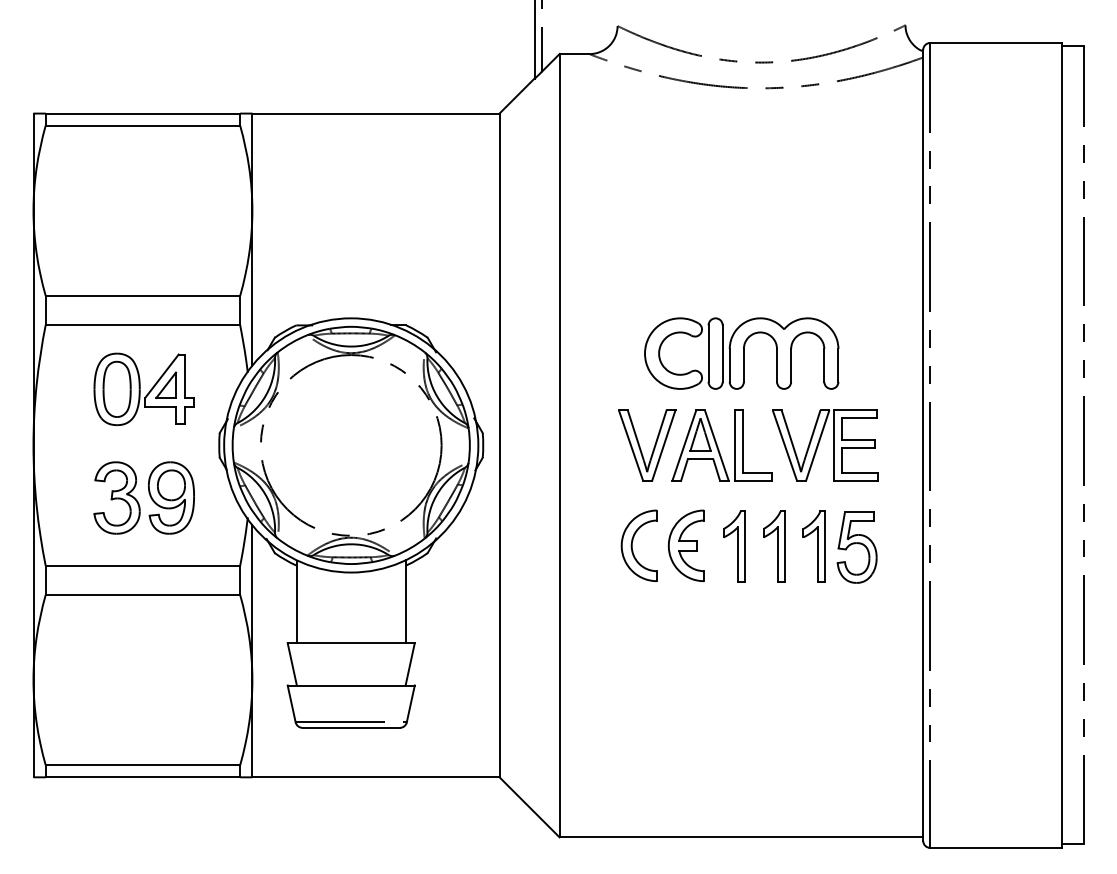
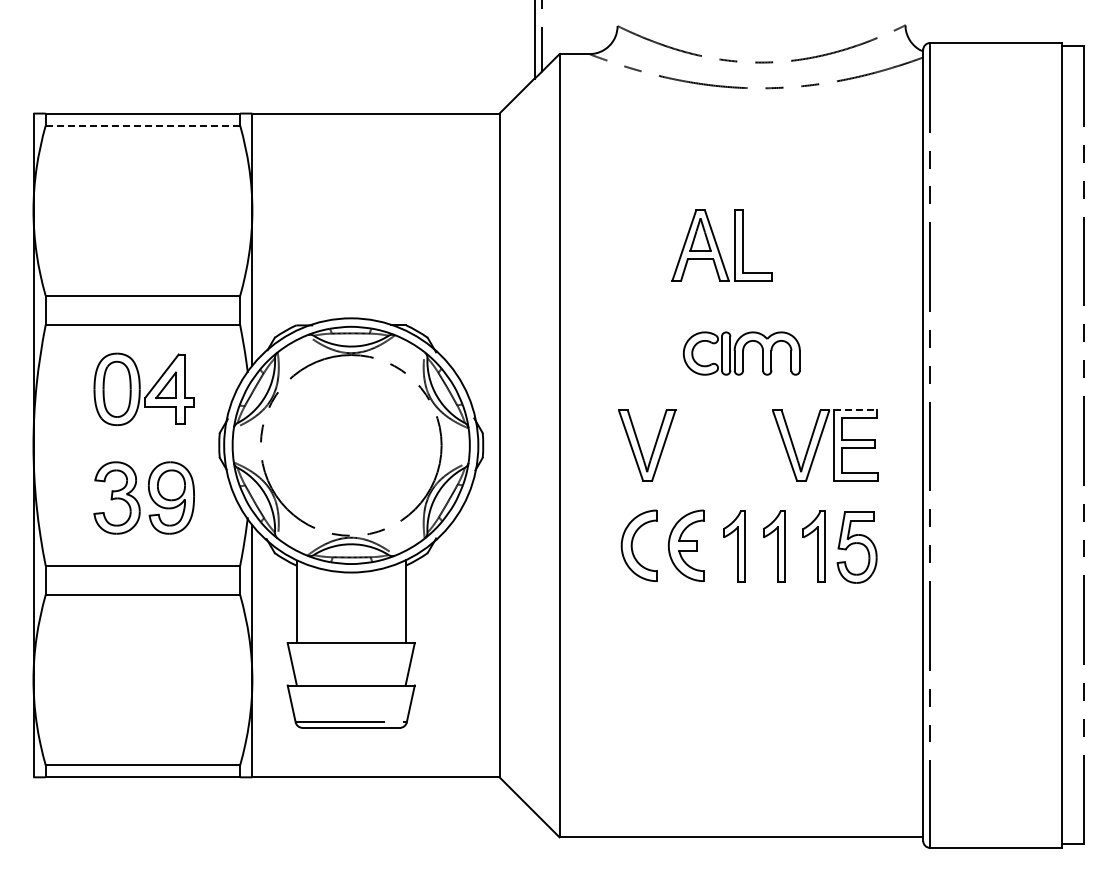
line: solid -> dashed (143, 125)
part size: 196x73 px -> 119x45 px (741, 353)
line: solid -> dashed (855, 410)
part position: (721, 445) -> (721, 245) (721, 245)
